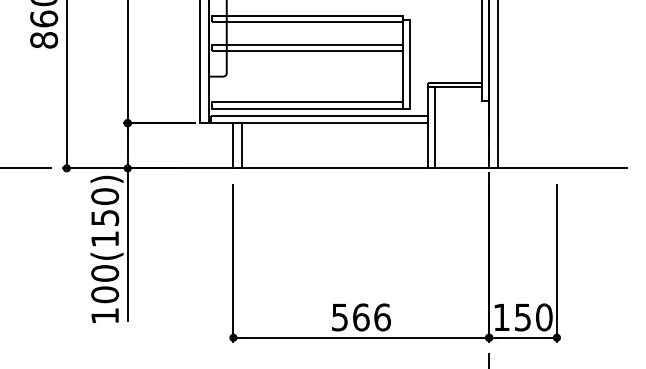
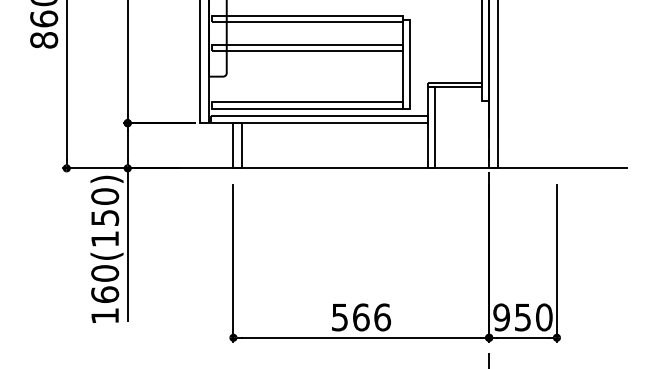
line: present -> none (26, 168)
text: 100(150) -> 160(150) (104, 294)
text: 150 -> 950 (501, 317)
